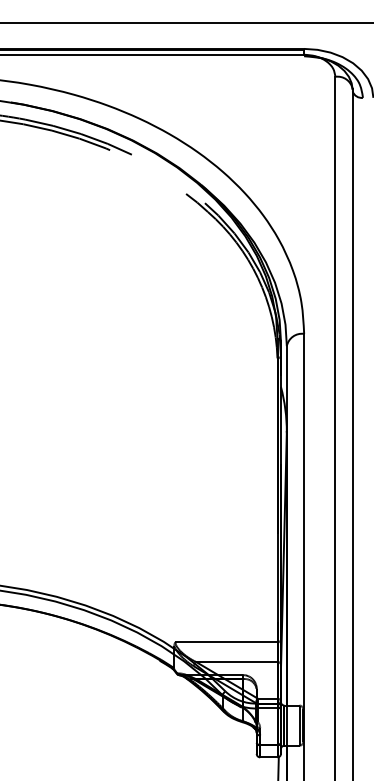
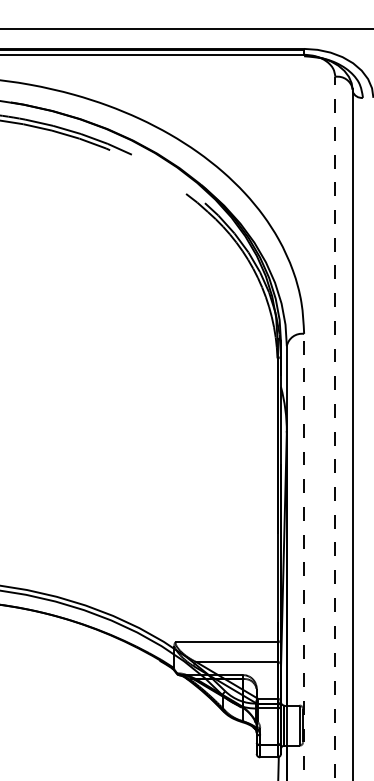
line position: (186, 23) -> (186, 29) (186, 29)
line: solid -> dashed (335, 428)
line: solid -> dashed (304, 556)
